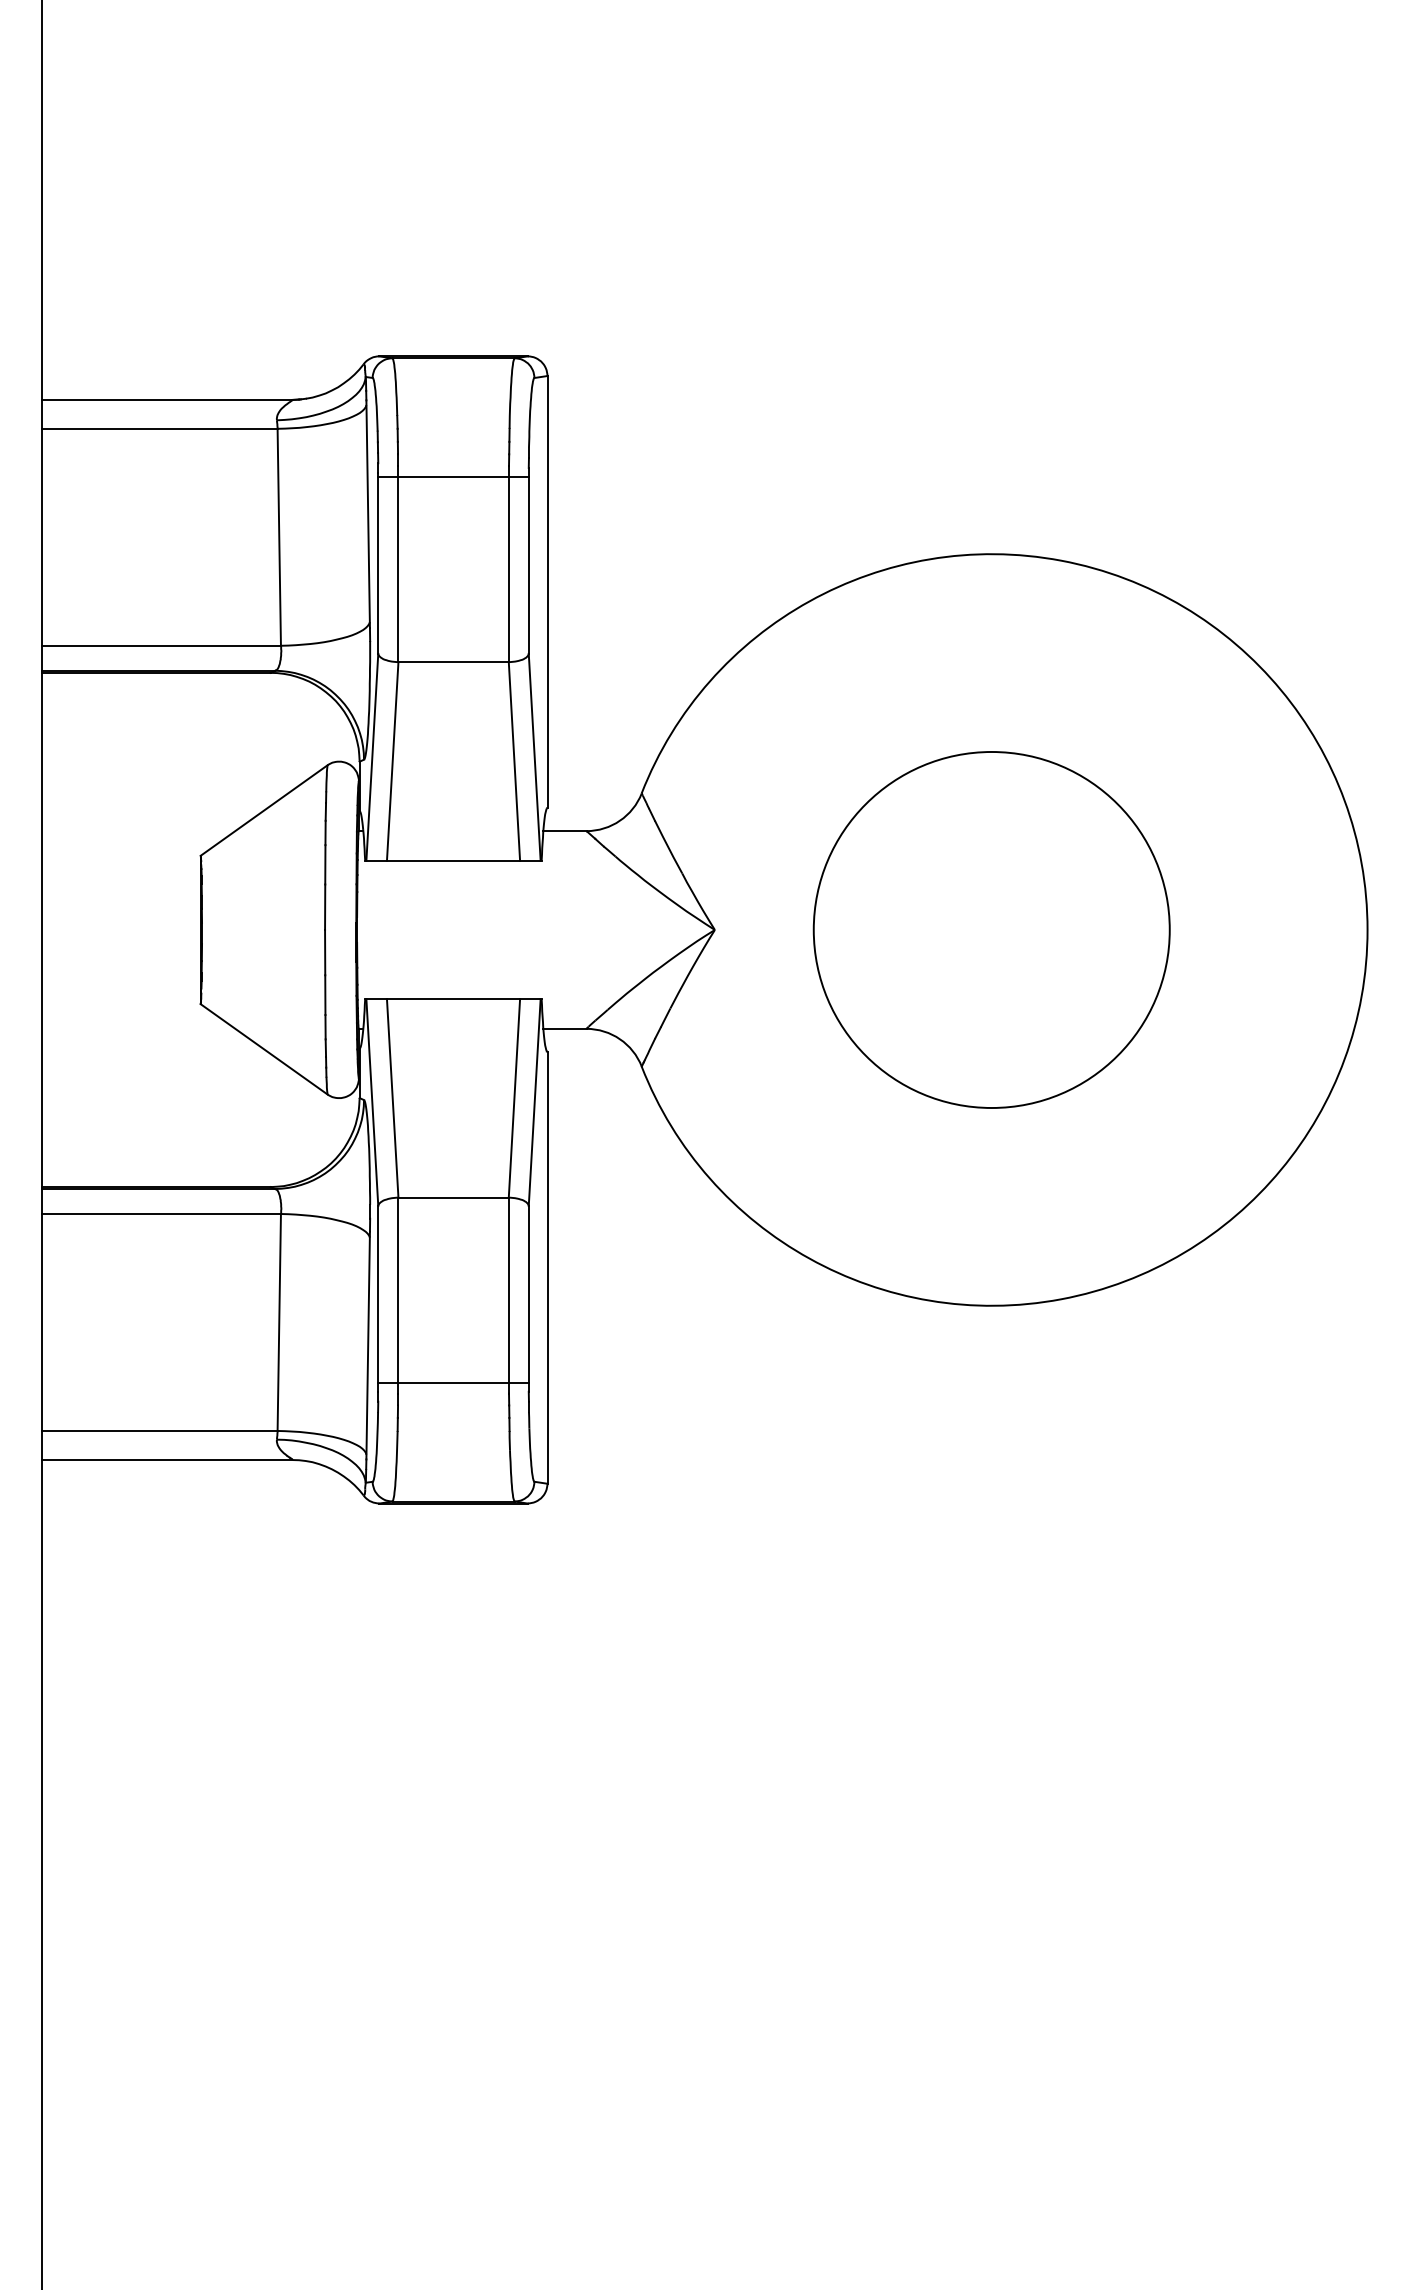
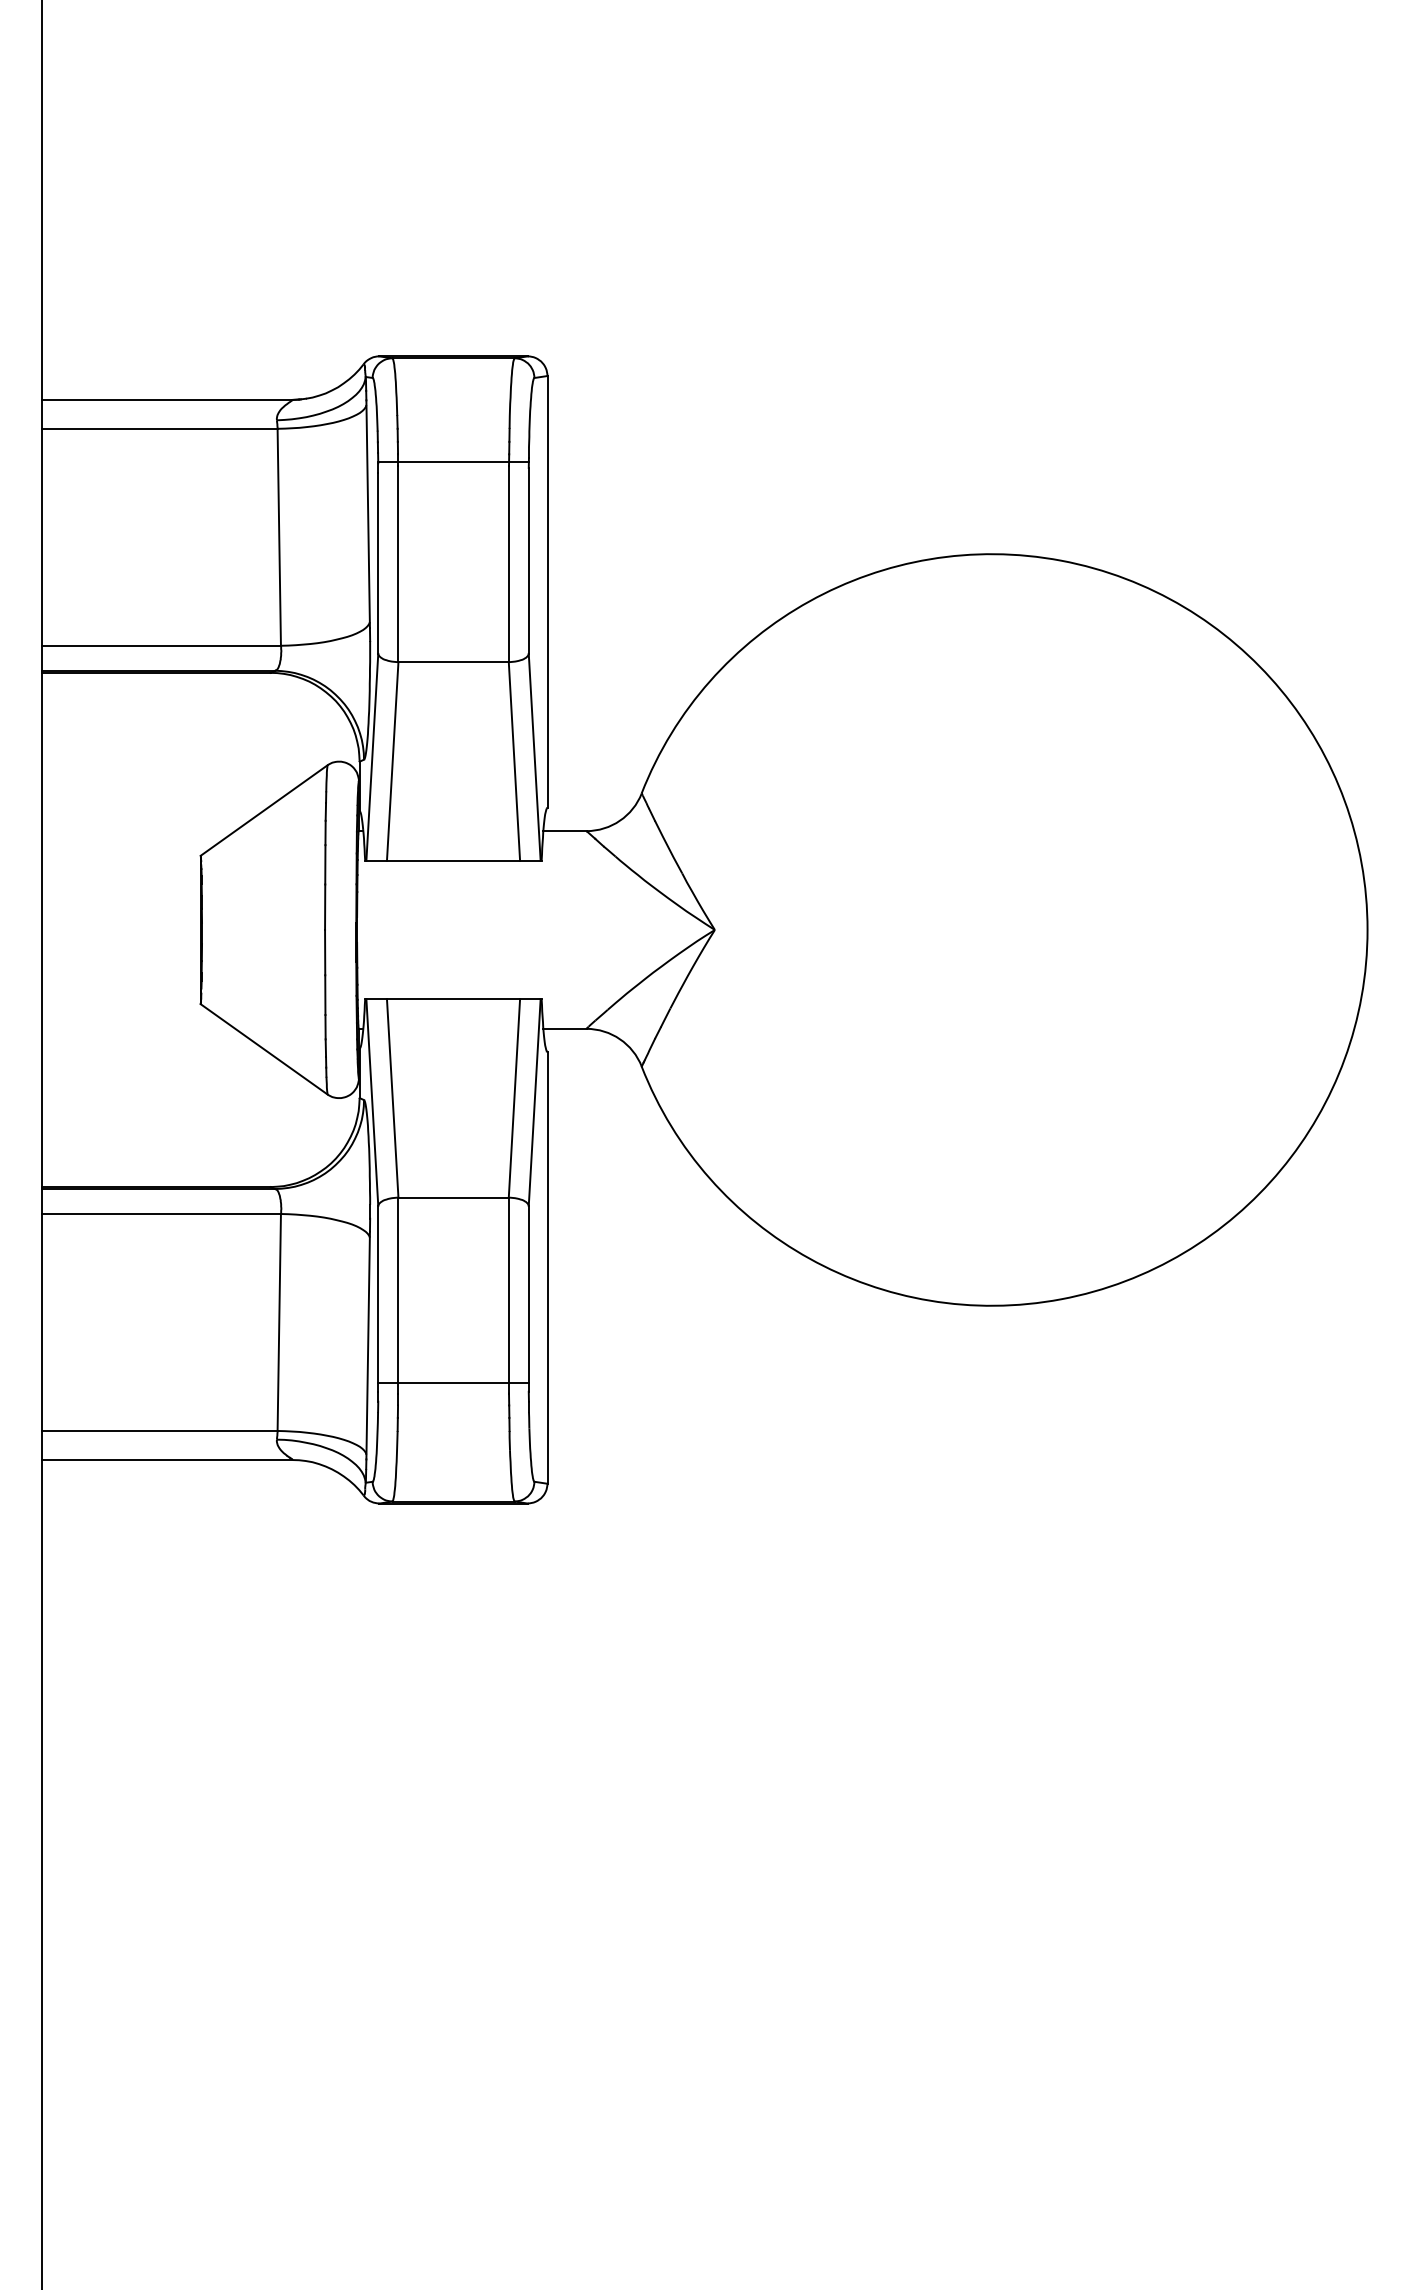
line position: (453, 476) -> (453, 461) (453, 461)
circle: present -> none (991, 929)
